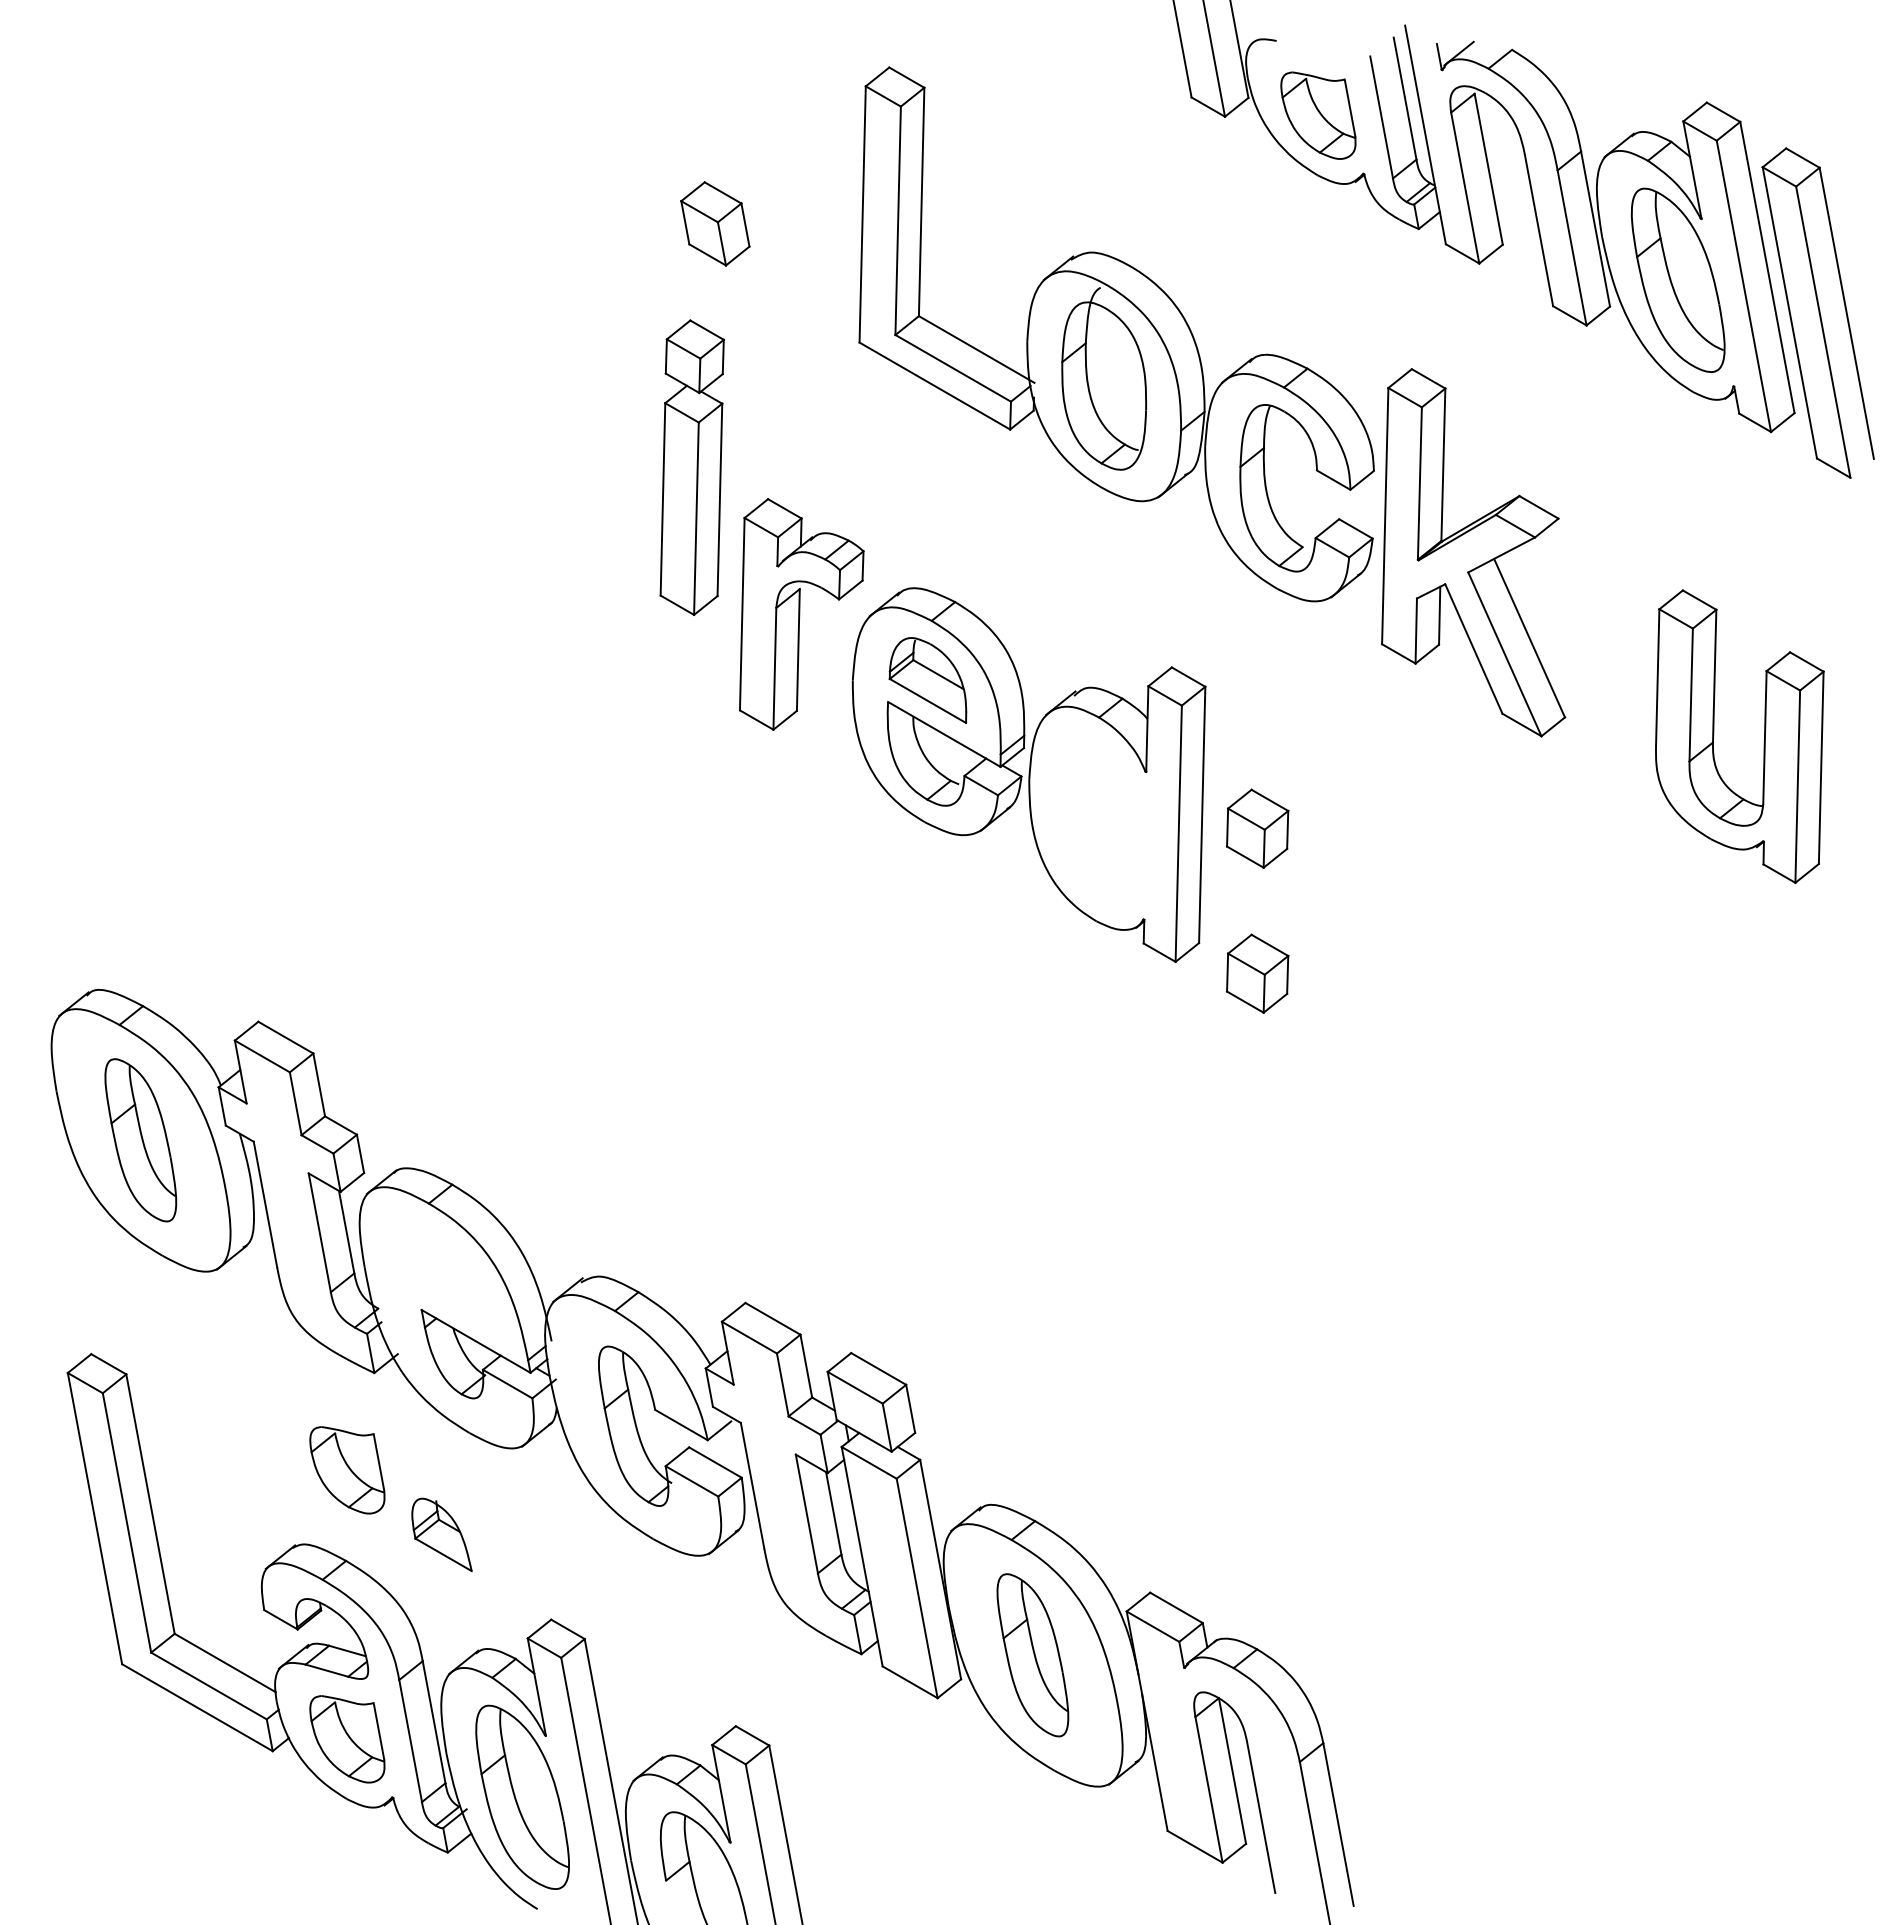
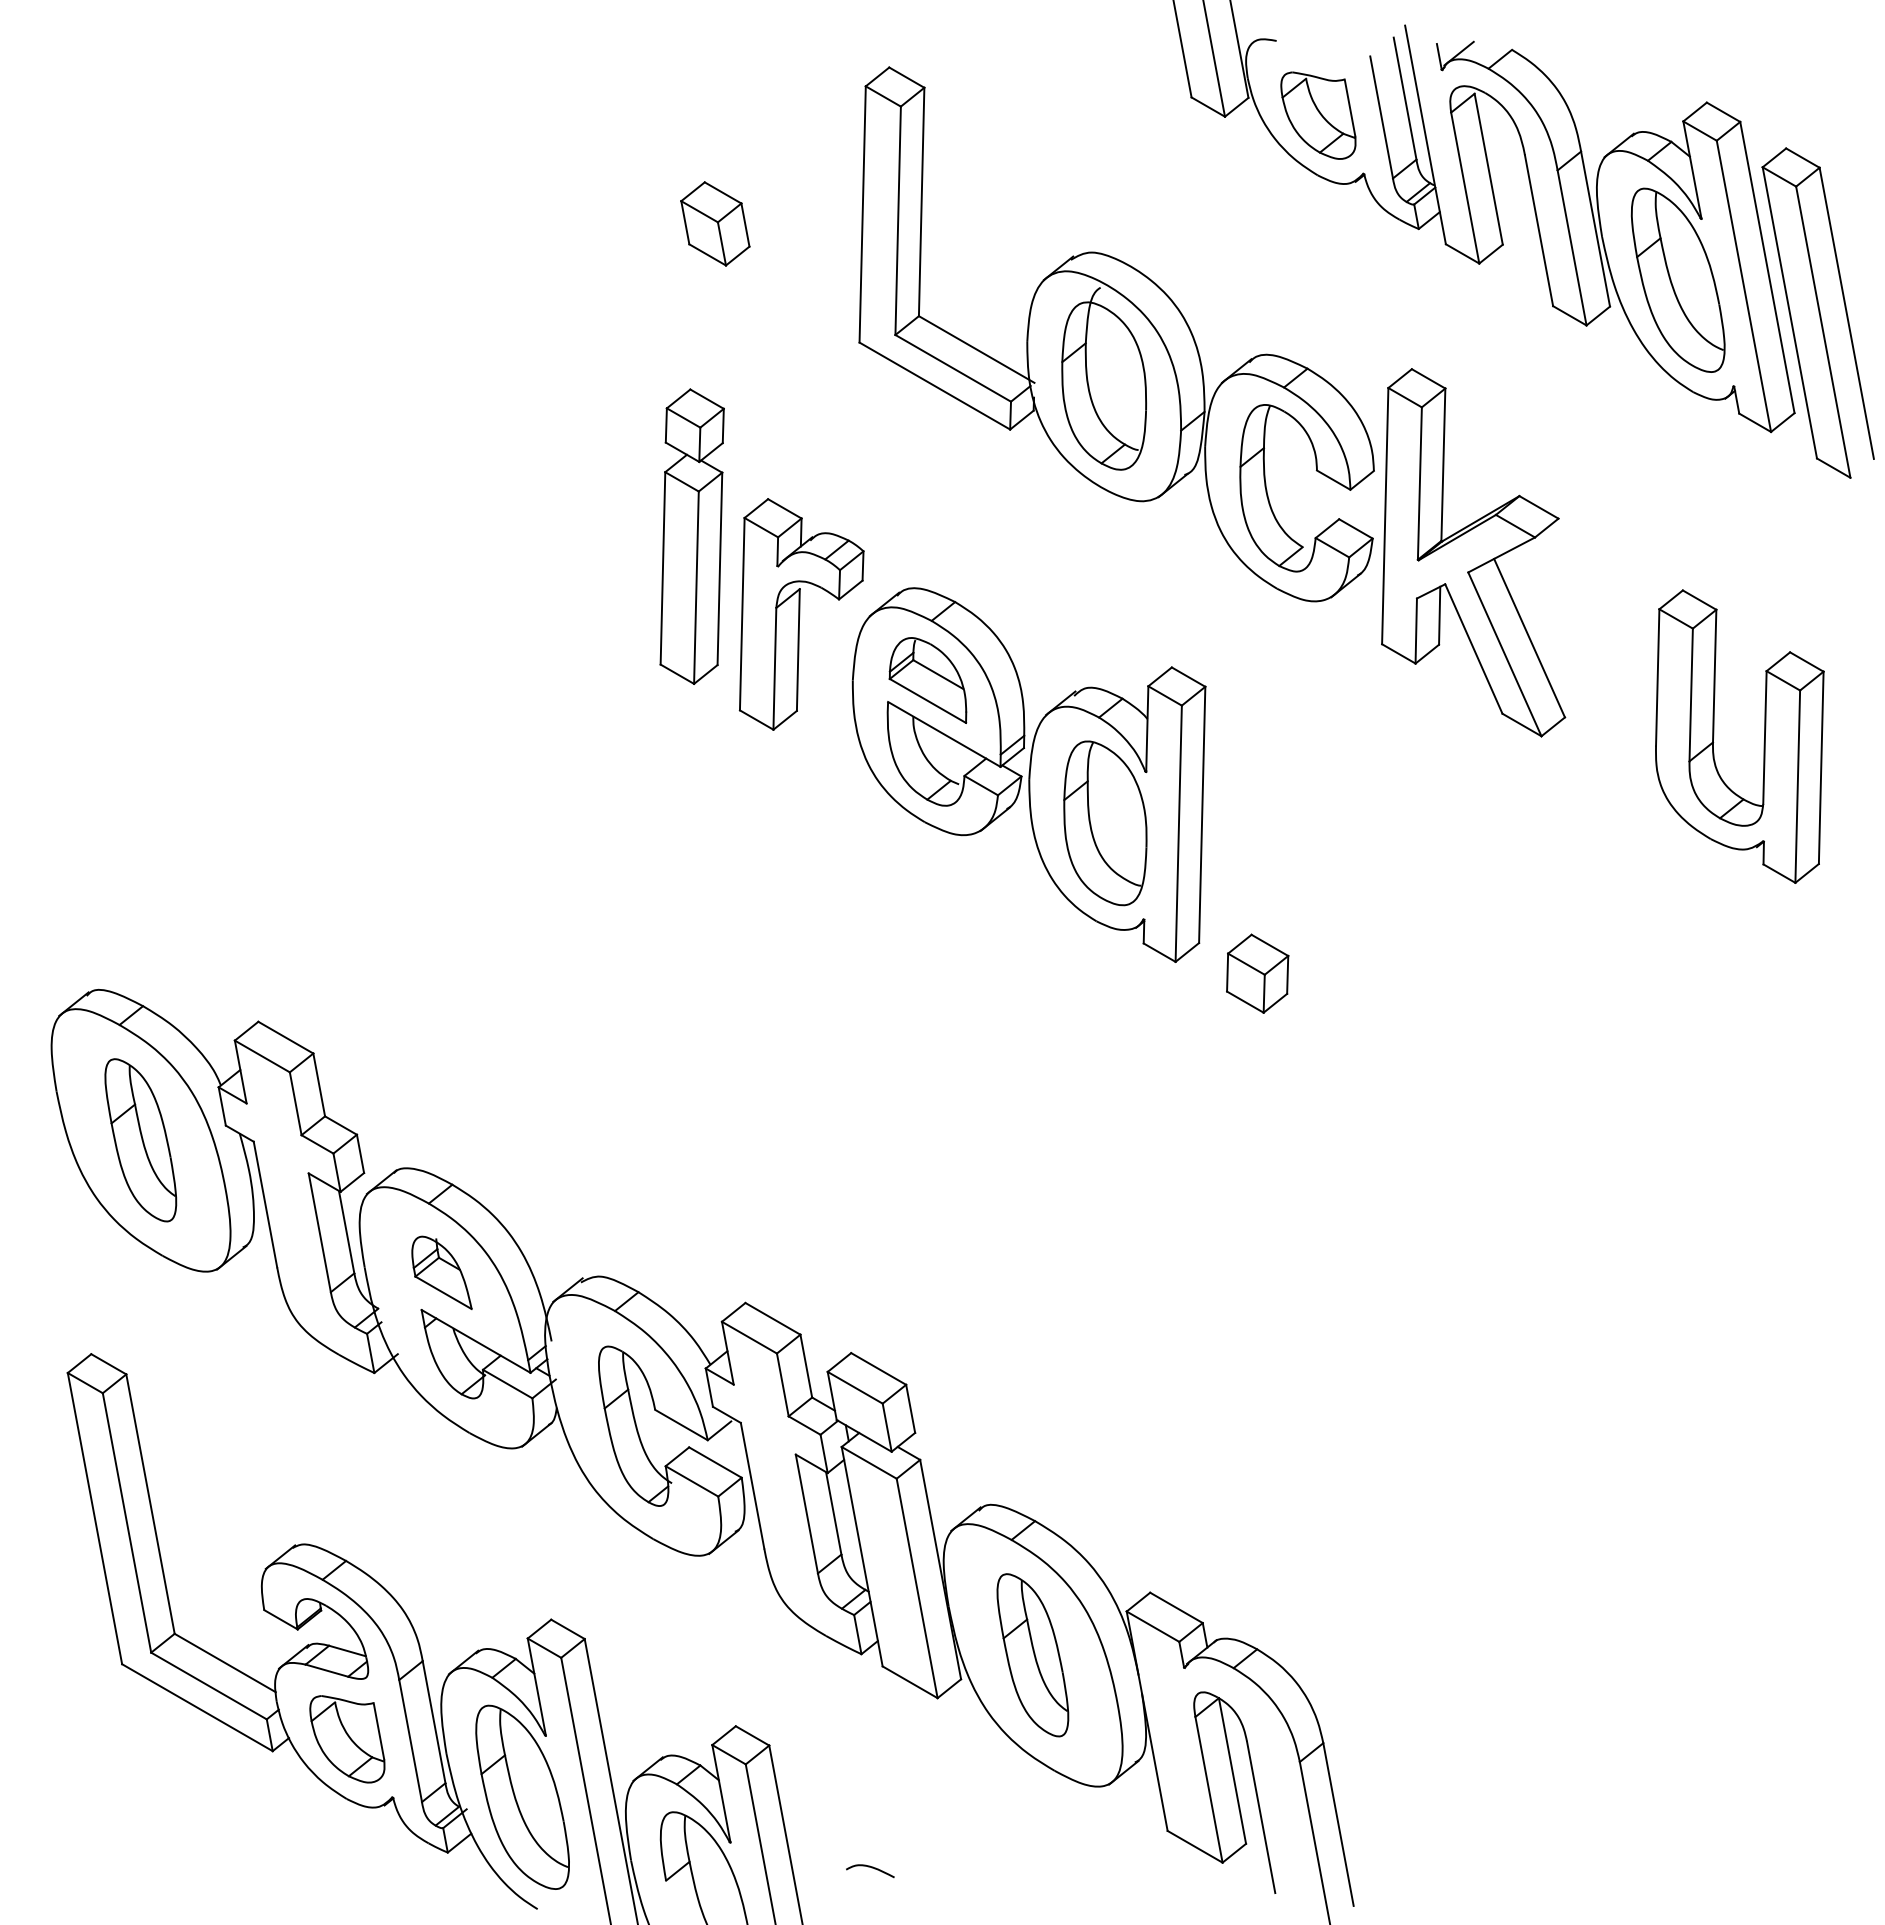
part position: (691, 467) -> (691, 536) (691, 536)
part: none -> present (1105, 823)
part: present -> none (1257, 828)
part: present -> none (347, 1470)
part position: (441, 1534) -> (441, 1272) (441, 1272)
curve: none -> present (871, 1868)
